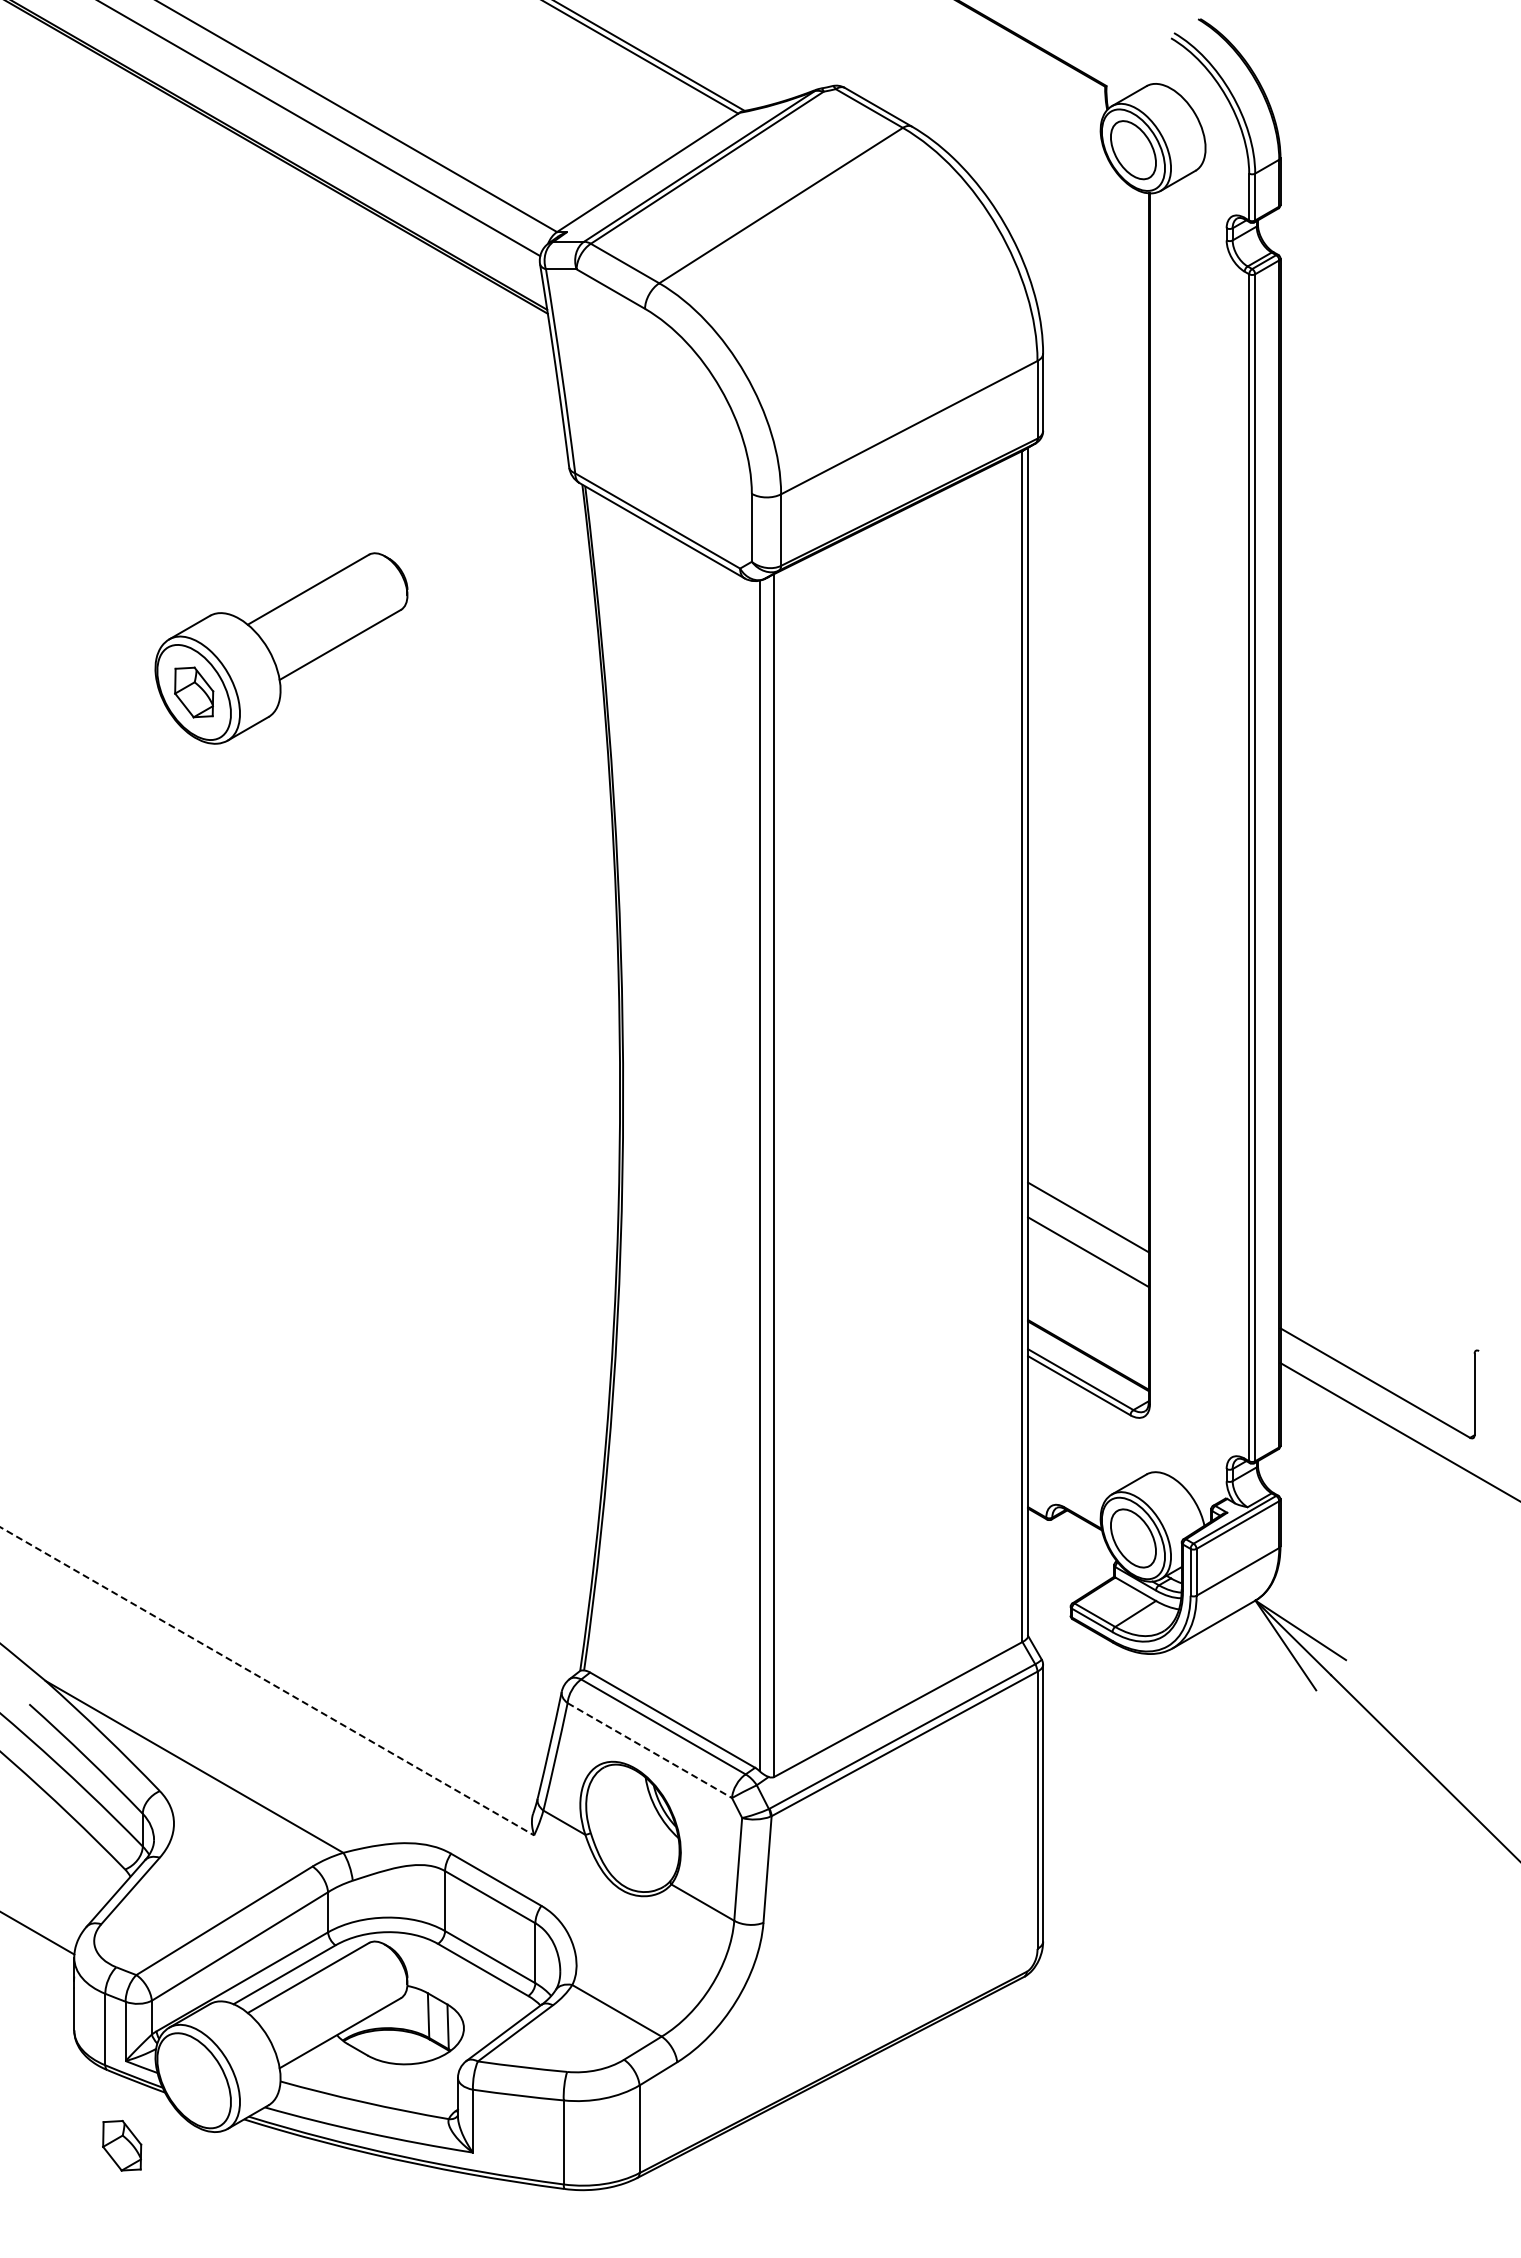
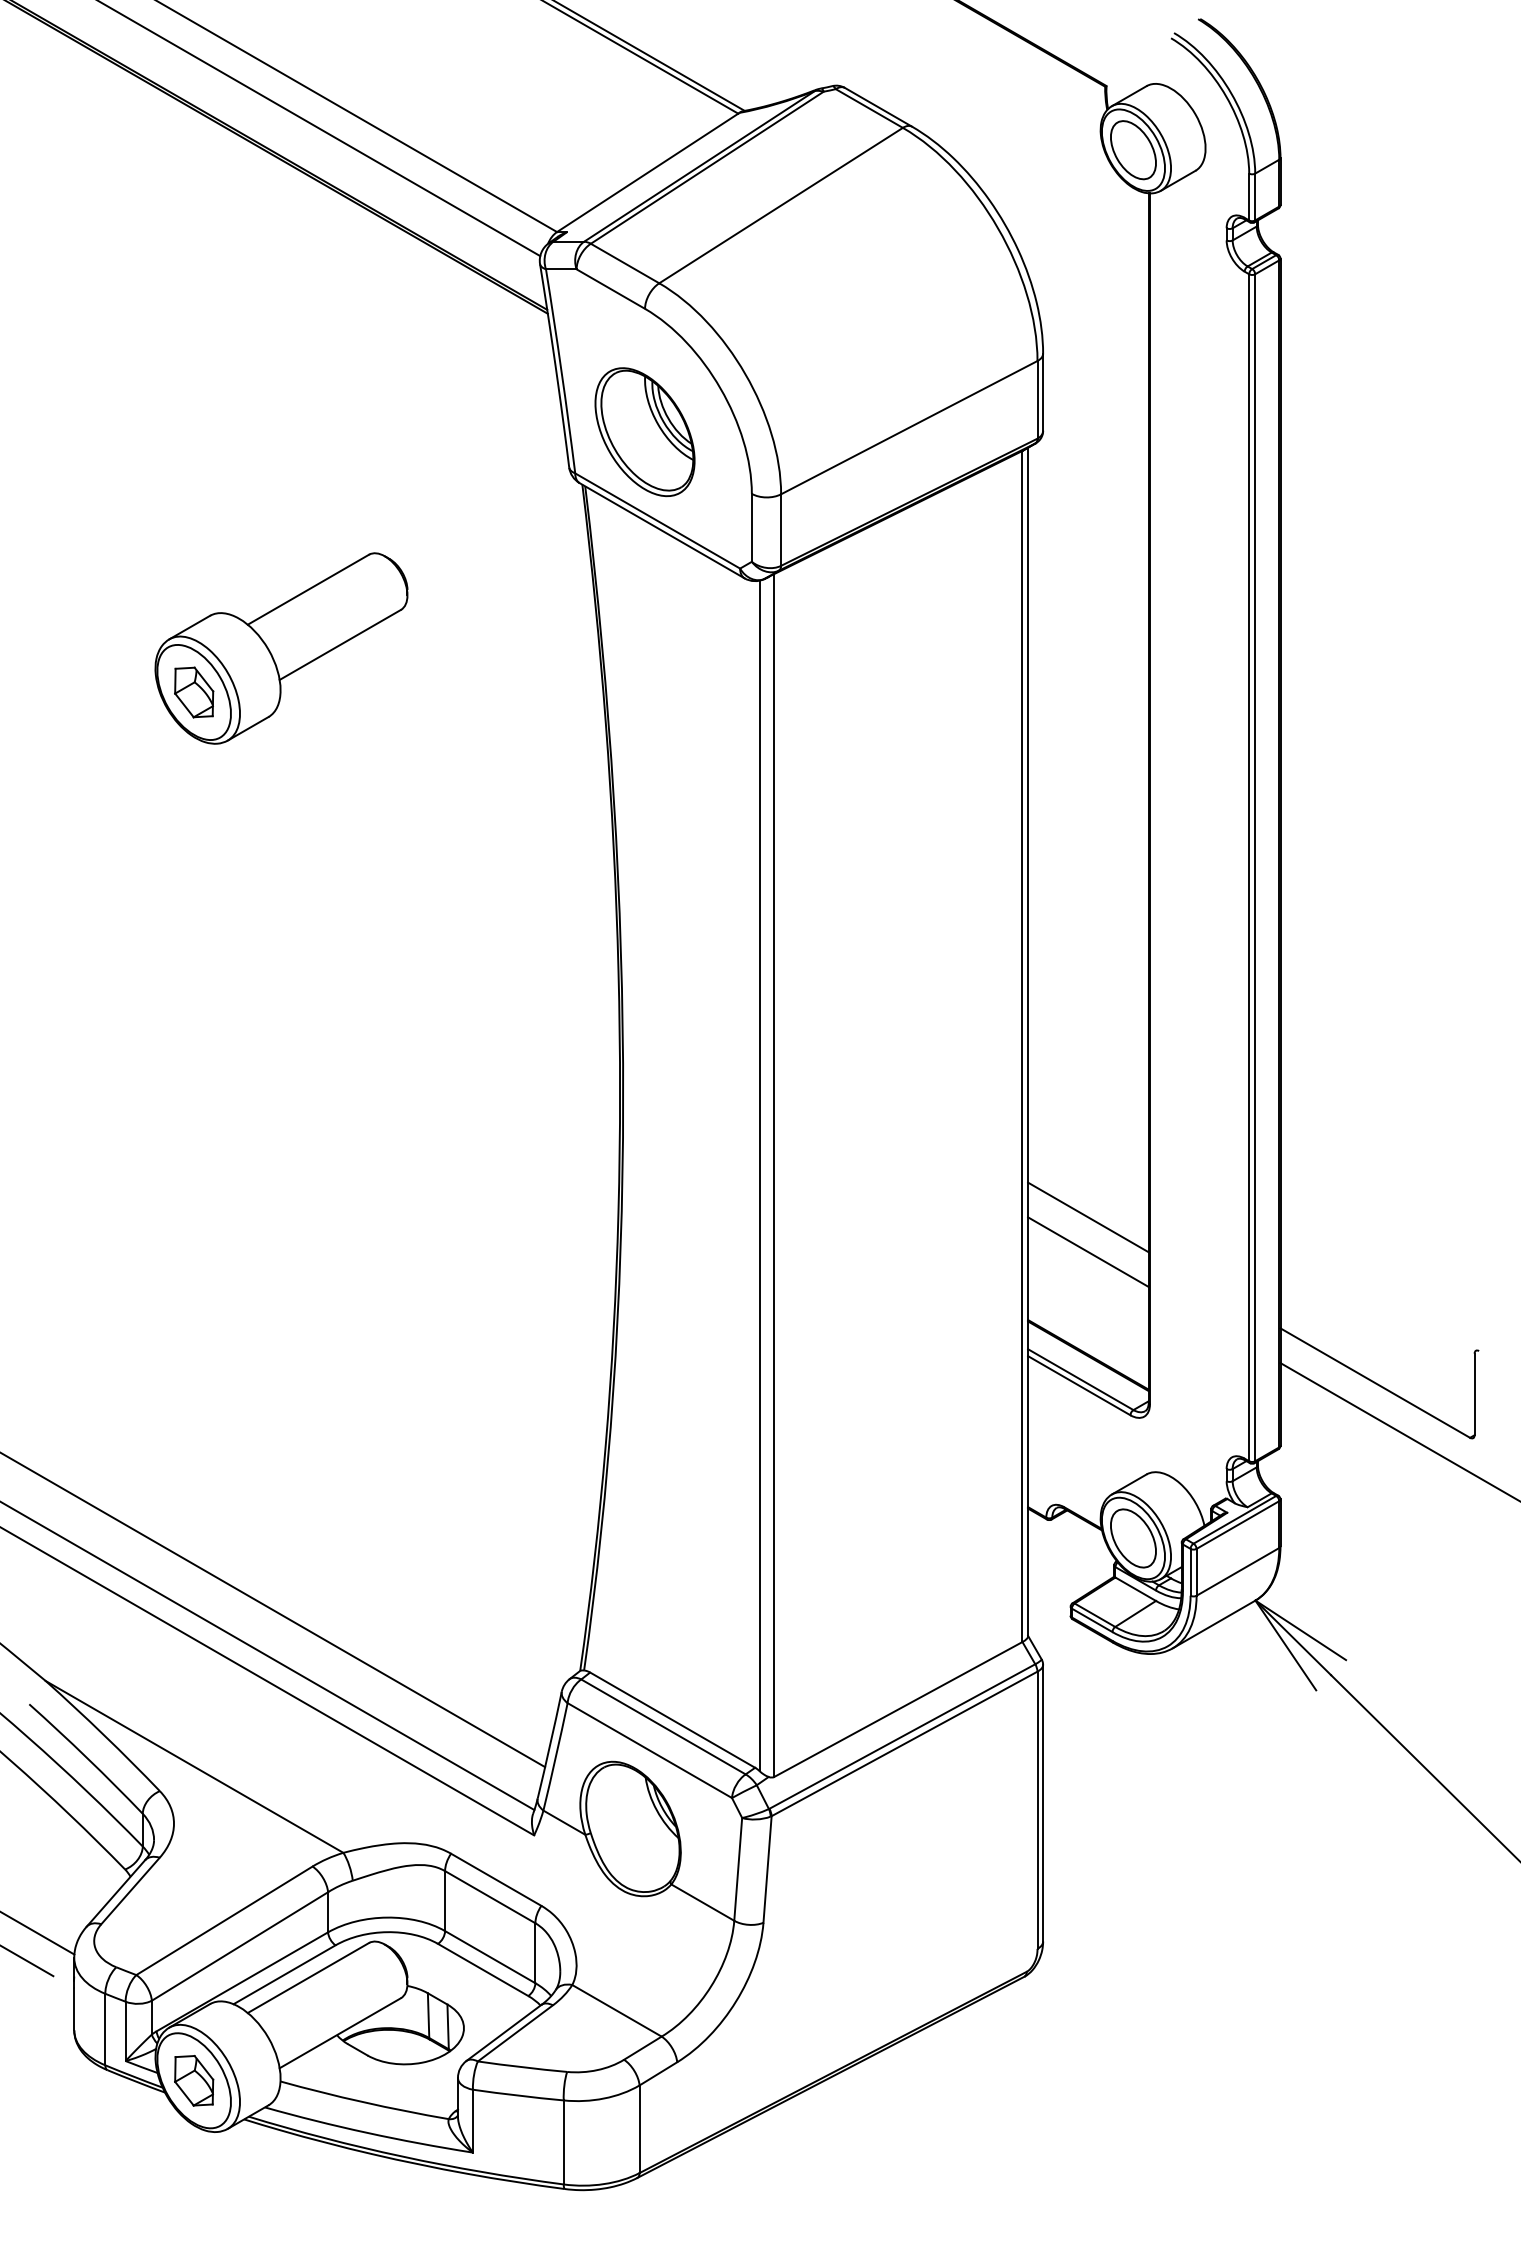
part: none -> present (644, 432)
line: none -> present (273, 1610)
line: none -> present (268, 1656)
line: dashed -> solid (267, 1681)
line: dashed -> solid (649, 1750)
line: none -> present (27, 1961)
part position: (122, 2145) -> (194, 2080) (194, 2080)
